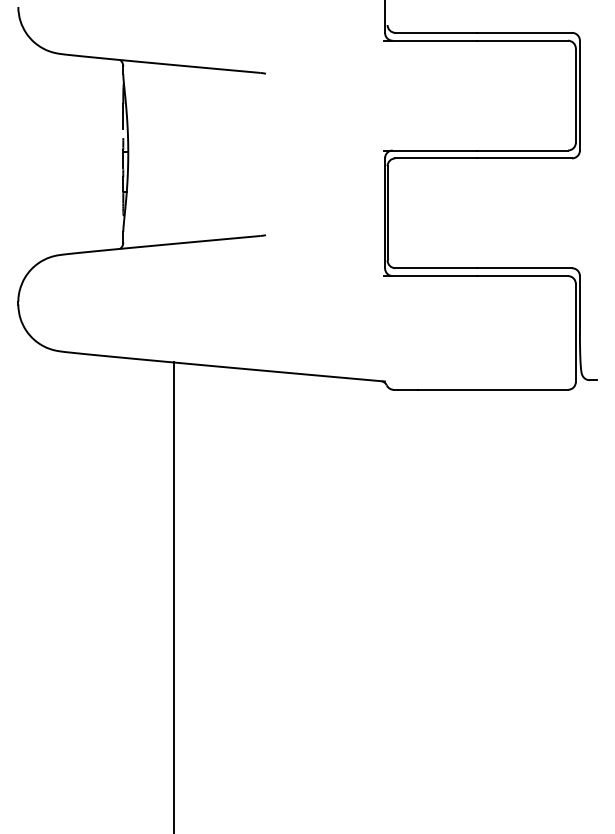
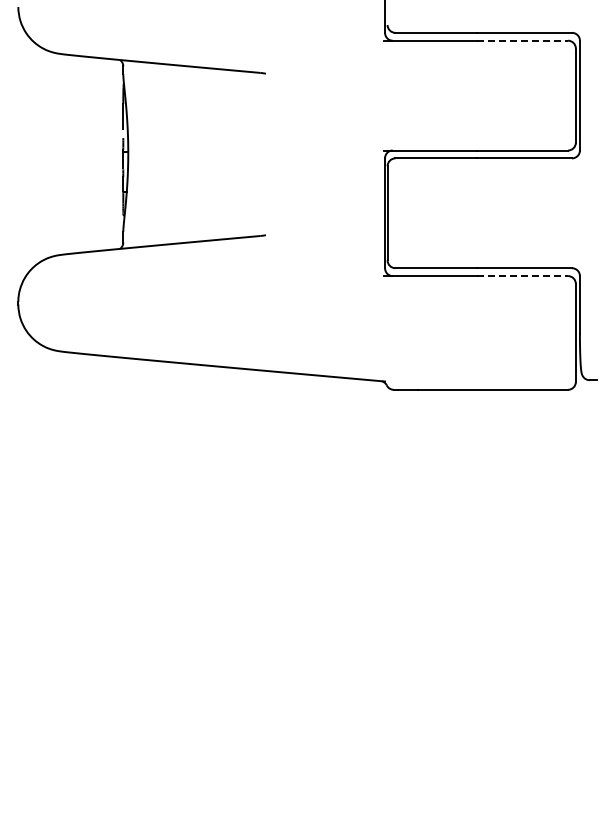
line: solid -> dashed (523, 40)
line: solid -> dashed (523, 276)
line: present -> none (173, 596)
